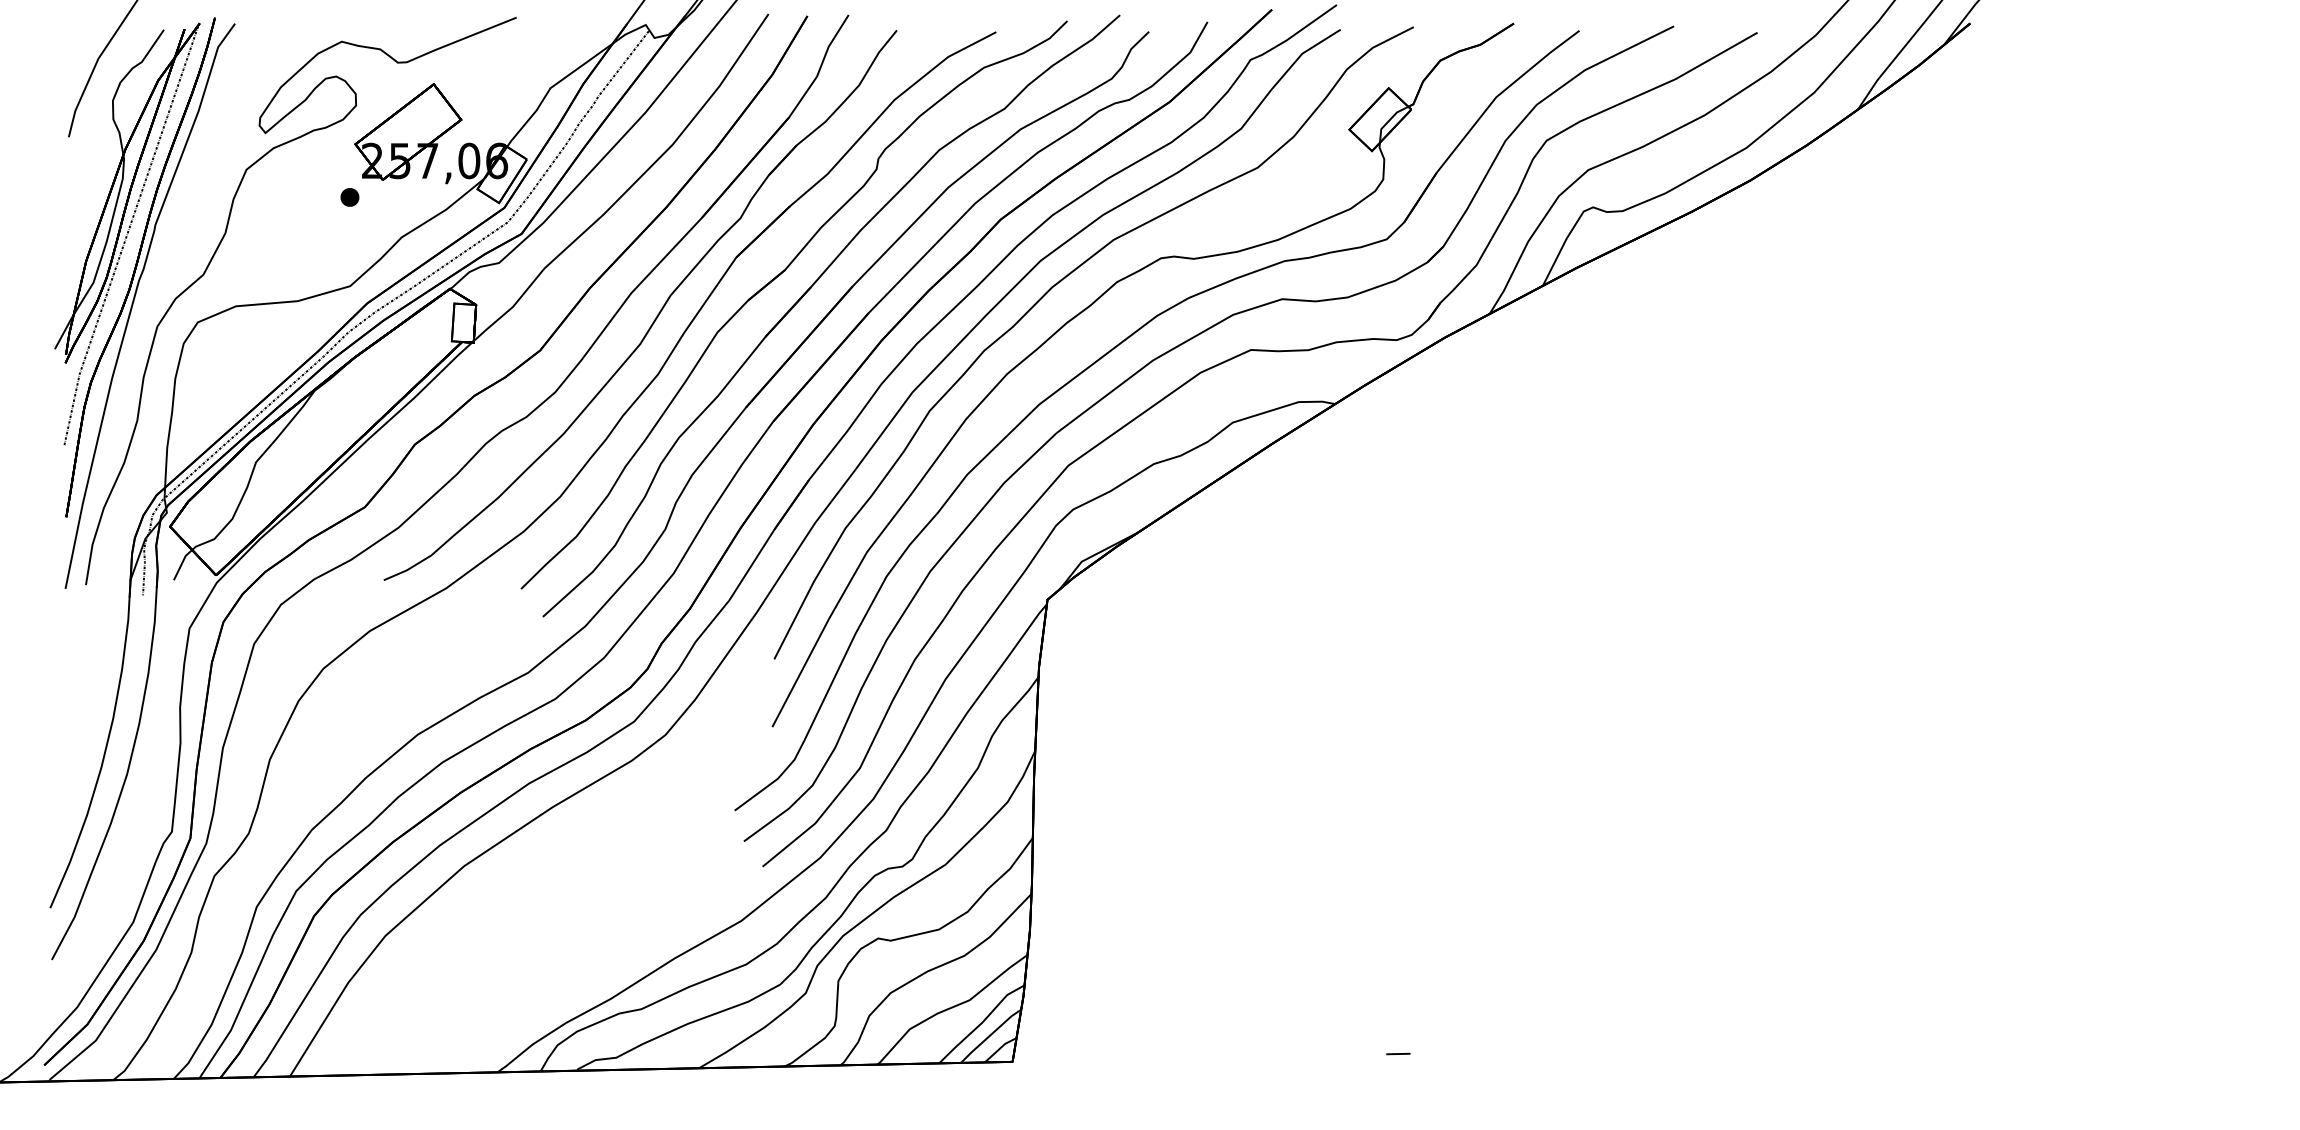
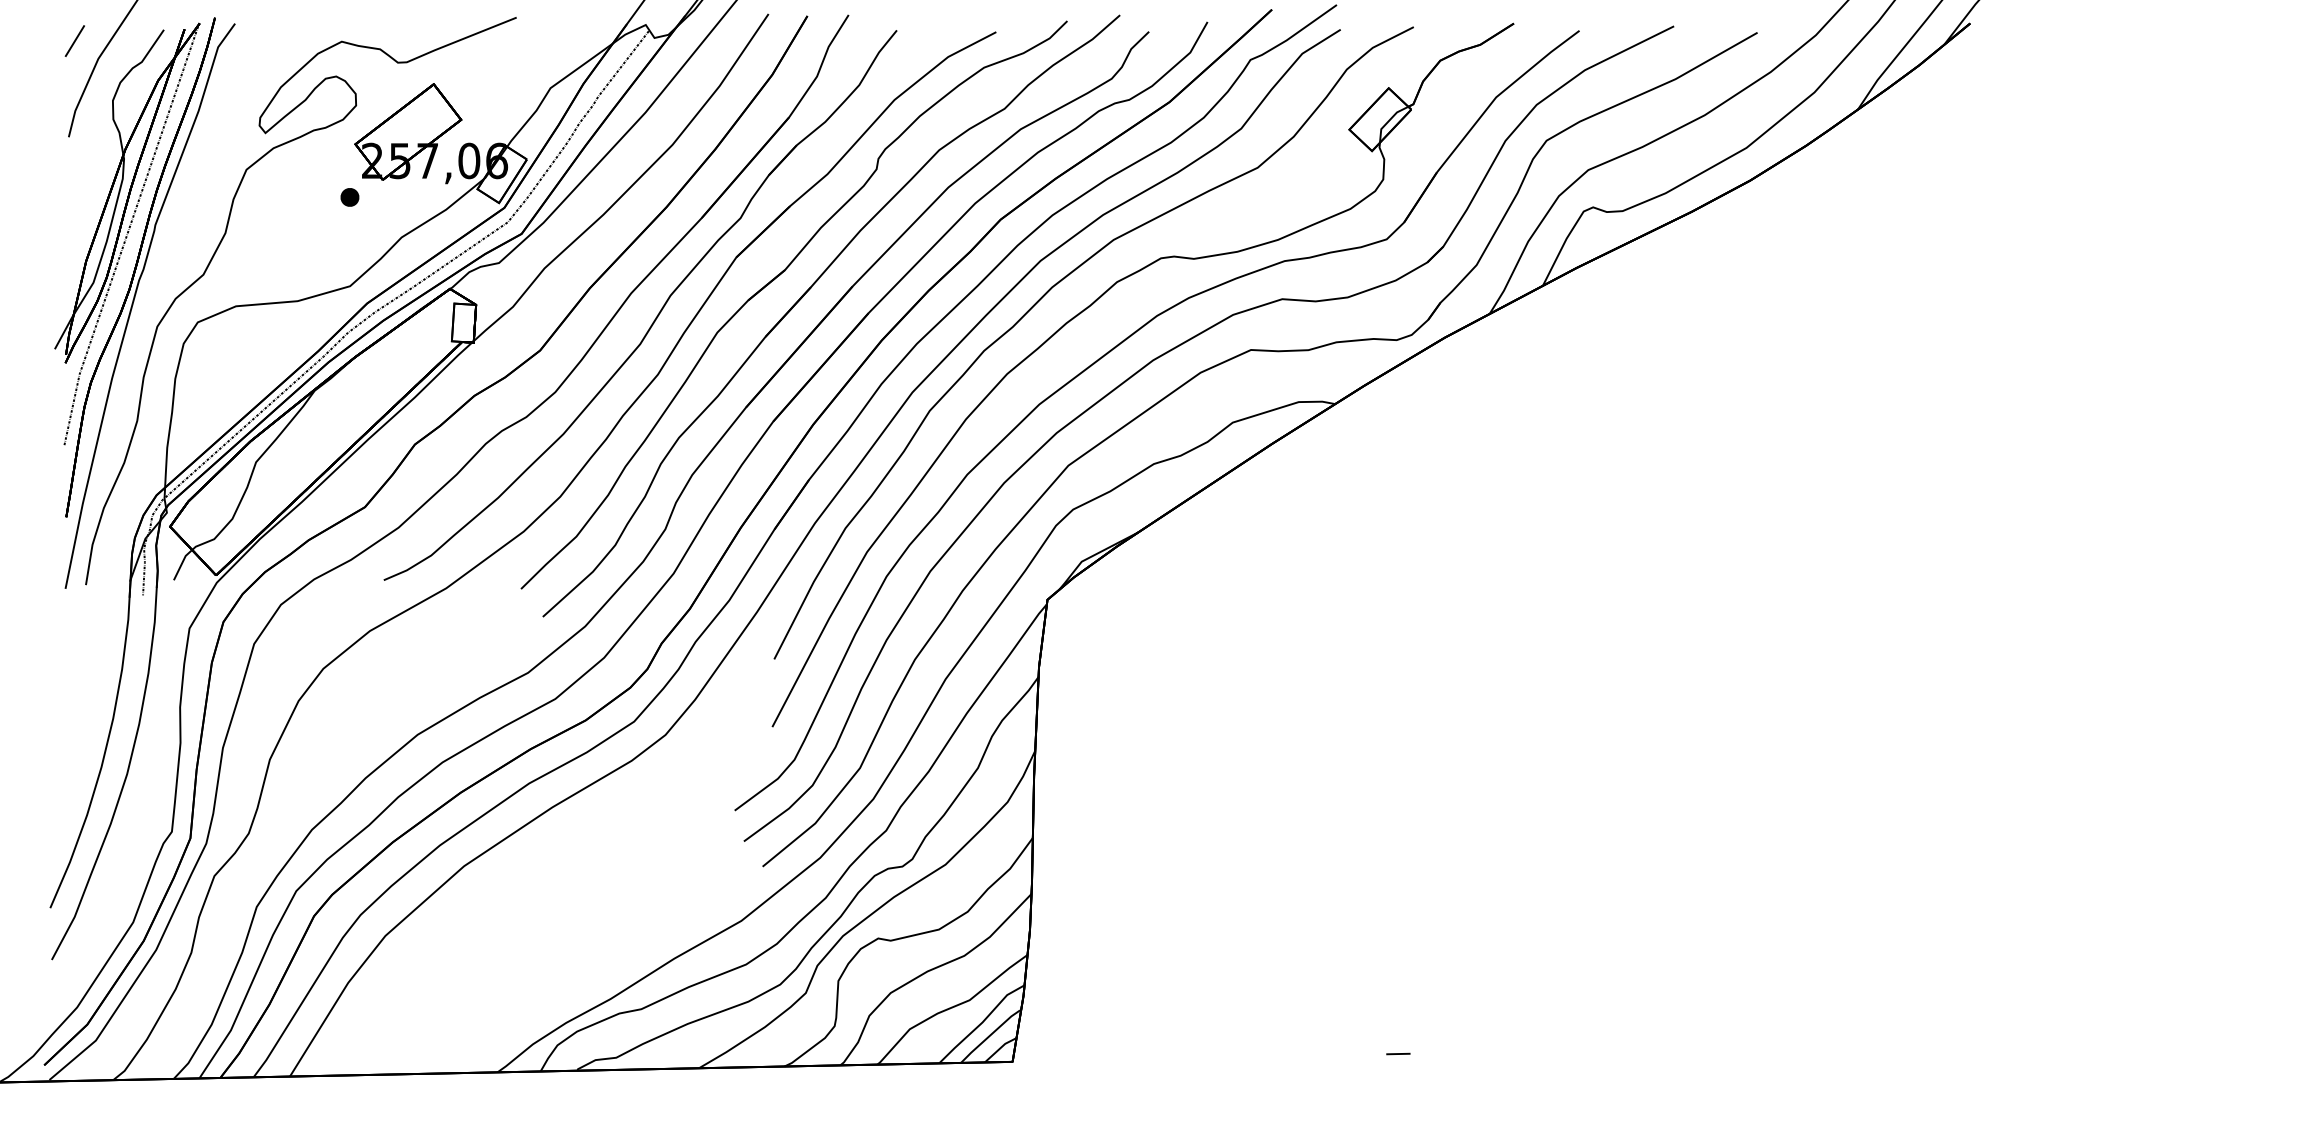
line: none -> present (74, 40)
